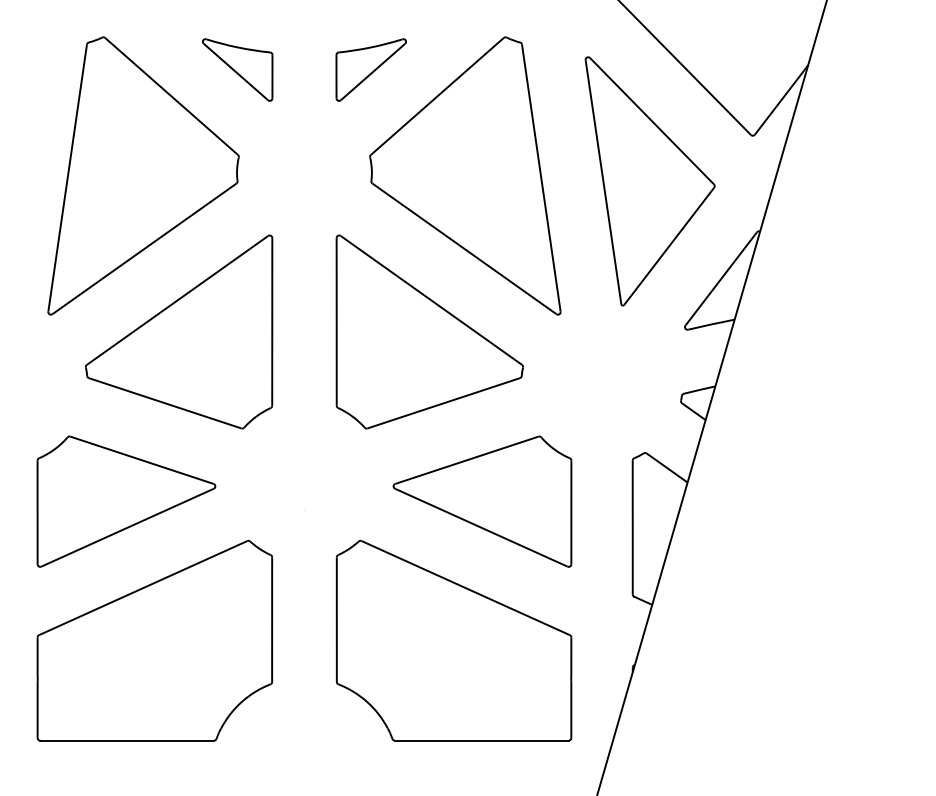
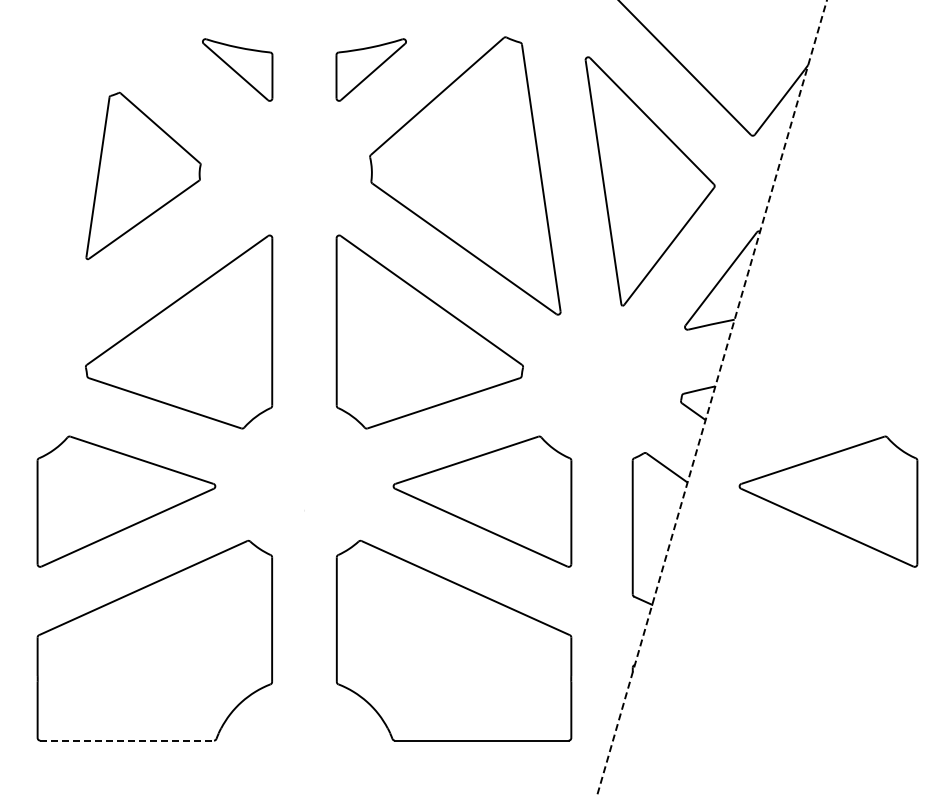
part size: 193x280 px -> 117x169 px (143, 175)
line: solid -> dashed (711, 398)
part: none -> present (828, 501)
line: solid -> dashed (127, 740)
